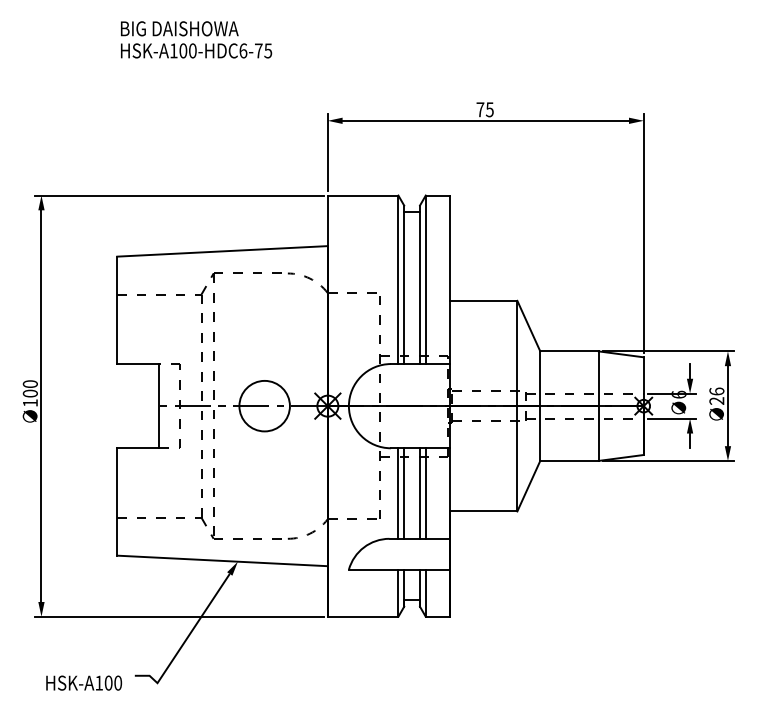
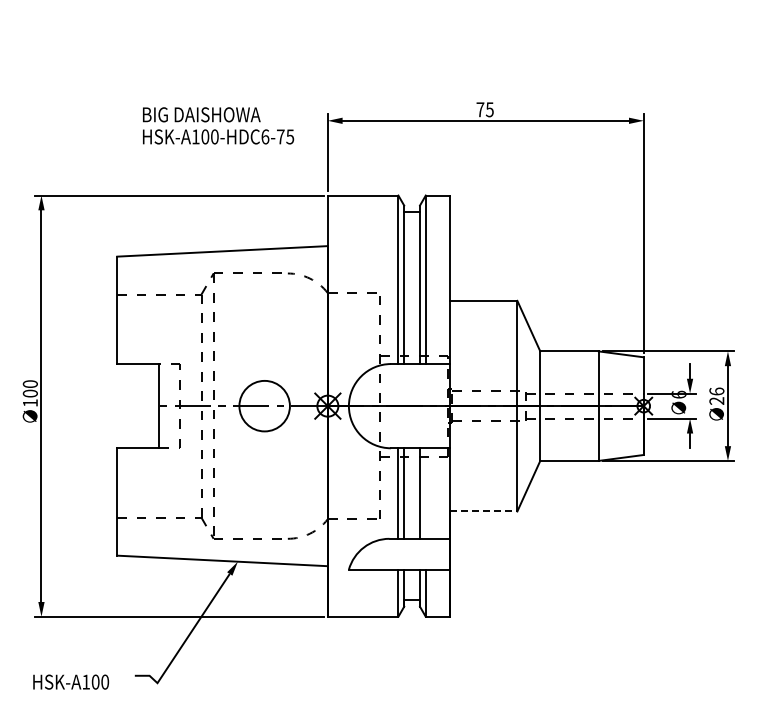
text position: (196, 39) -> (218, 125) (218, 125)
line: present -> none (425, 493)
line: solid -> dashed (483, 511)
text position: (84, 682) -> (71, 681) (71, 681)
